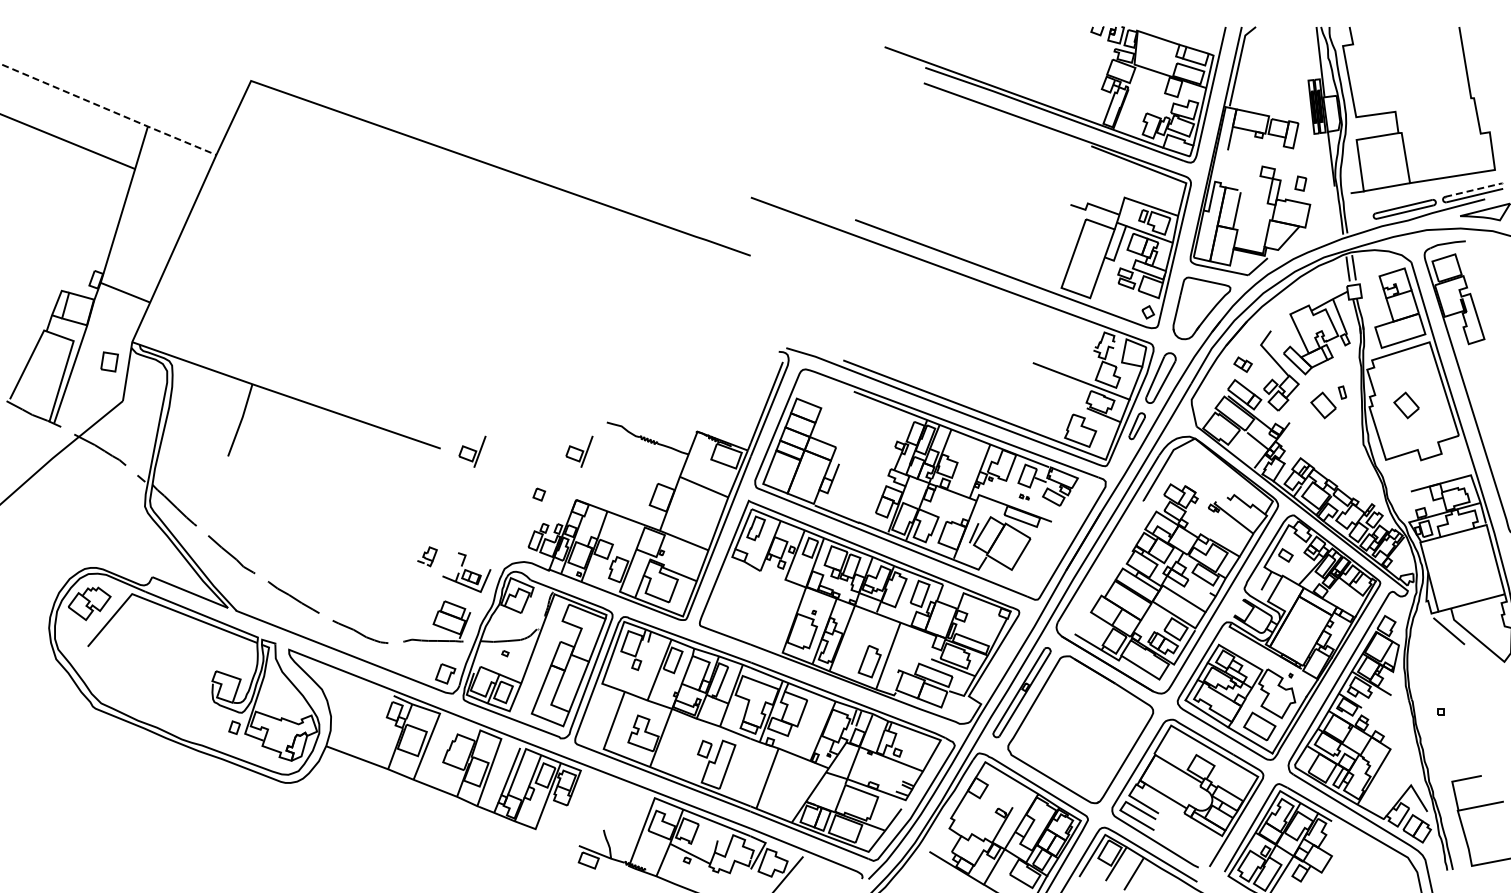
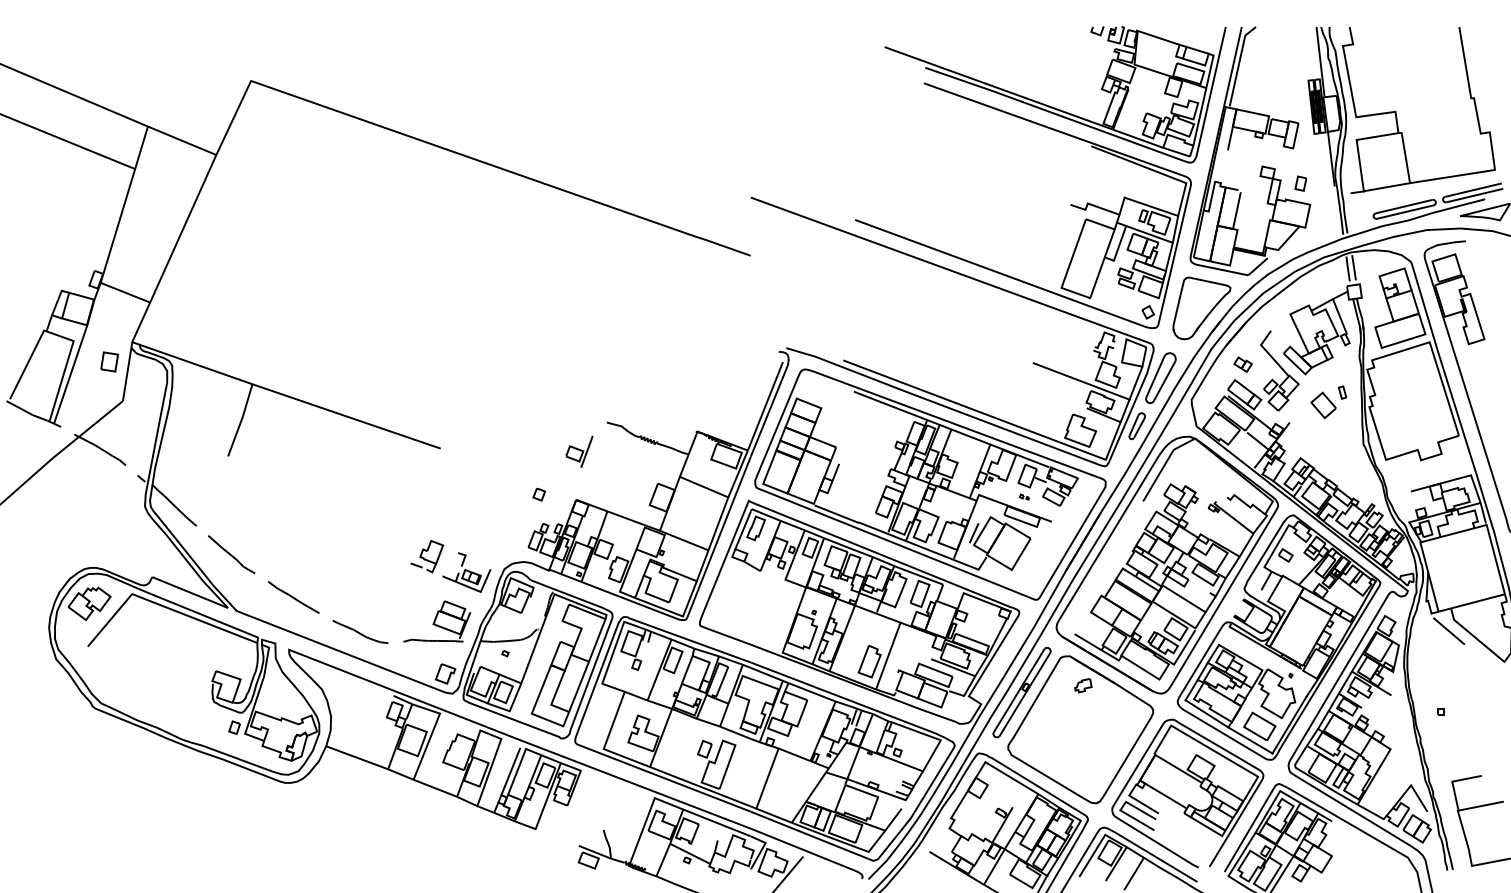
line: dashed -> solid (109, 110)
line: dashed -> solid (1474, 190)
part: present -> none (1406, 405)
part: present -> none (472, 451)
part size: 21x22 px -> 35x34 px (427, 556)
part: none -> present (1083, 685)
